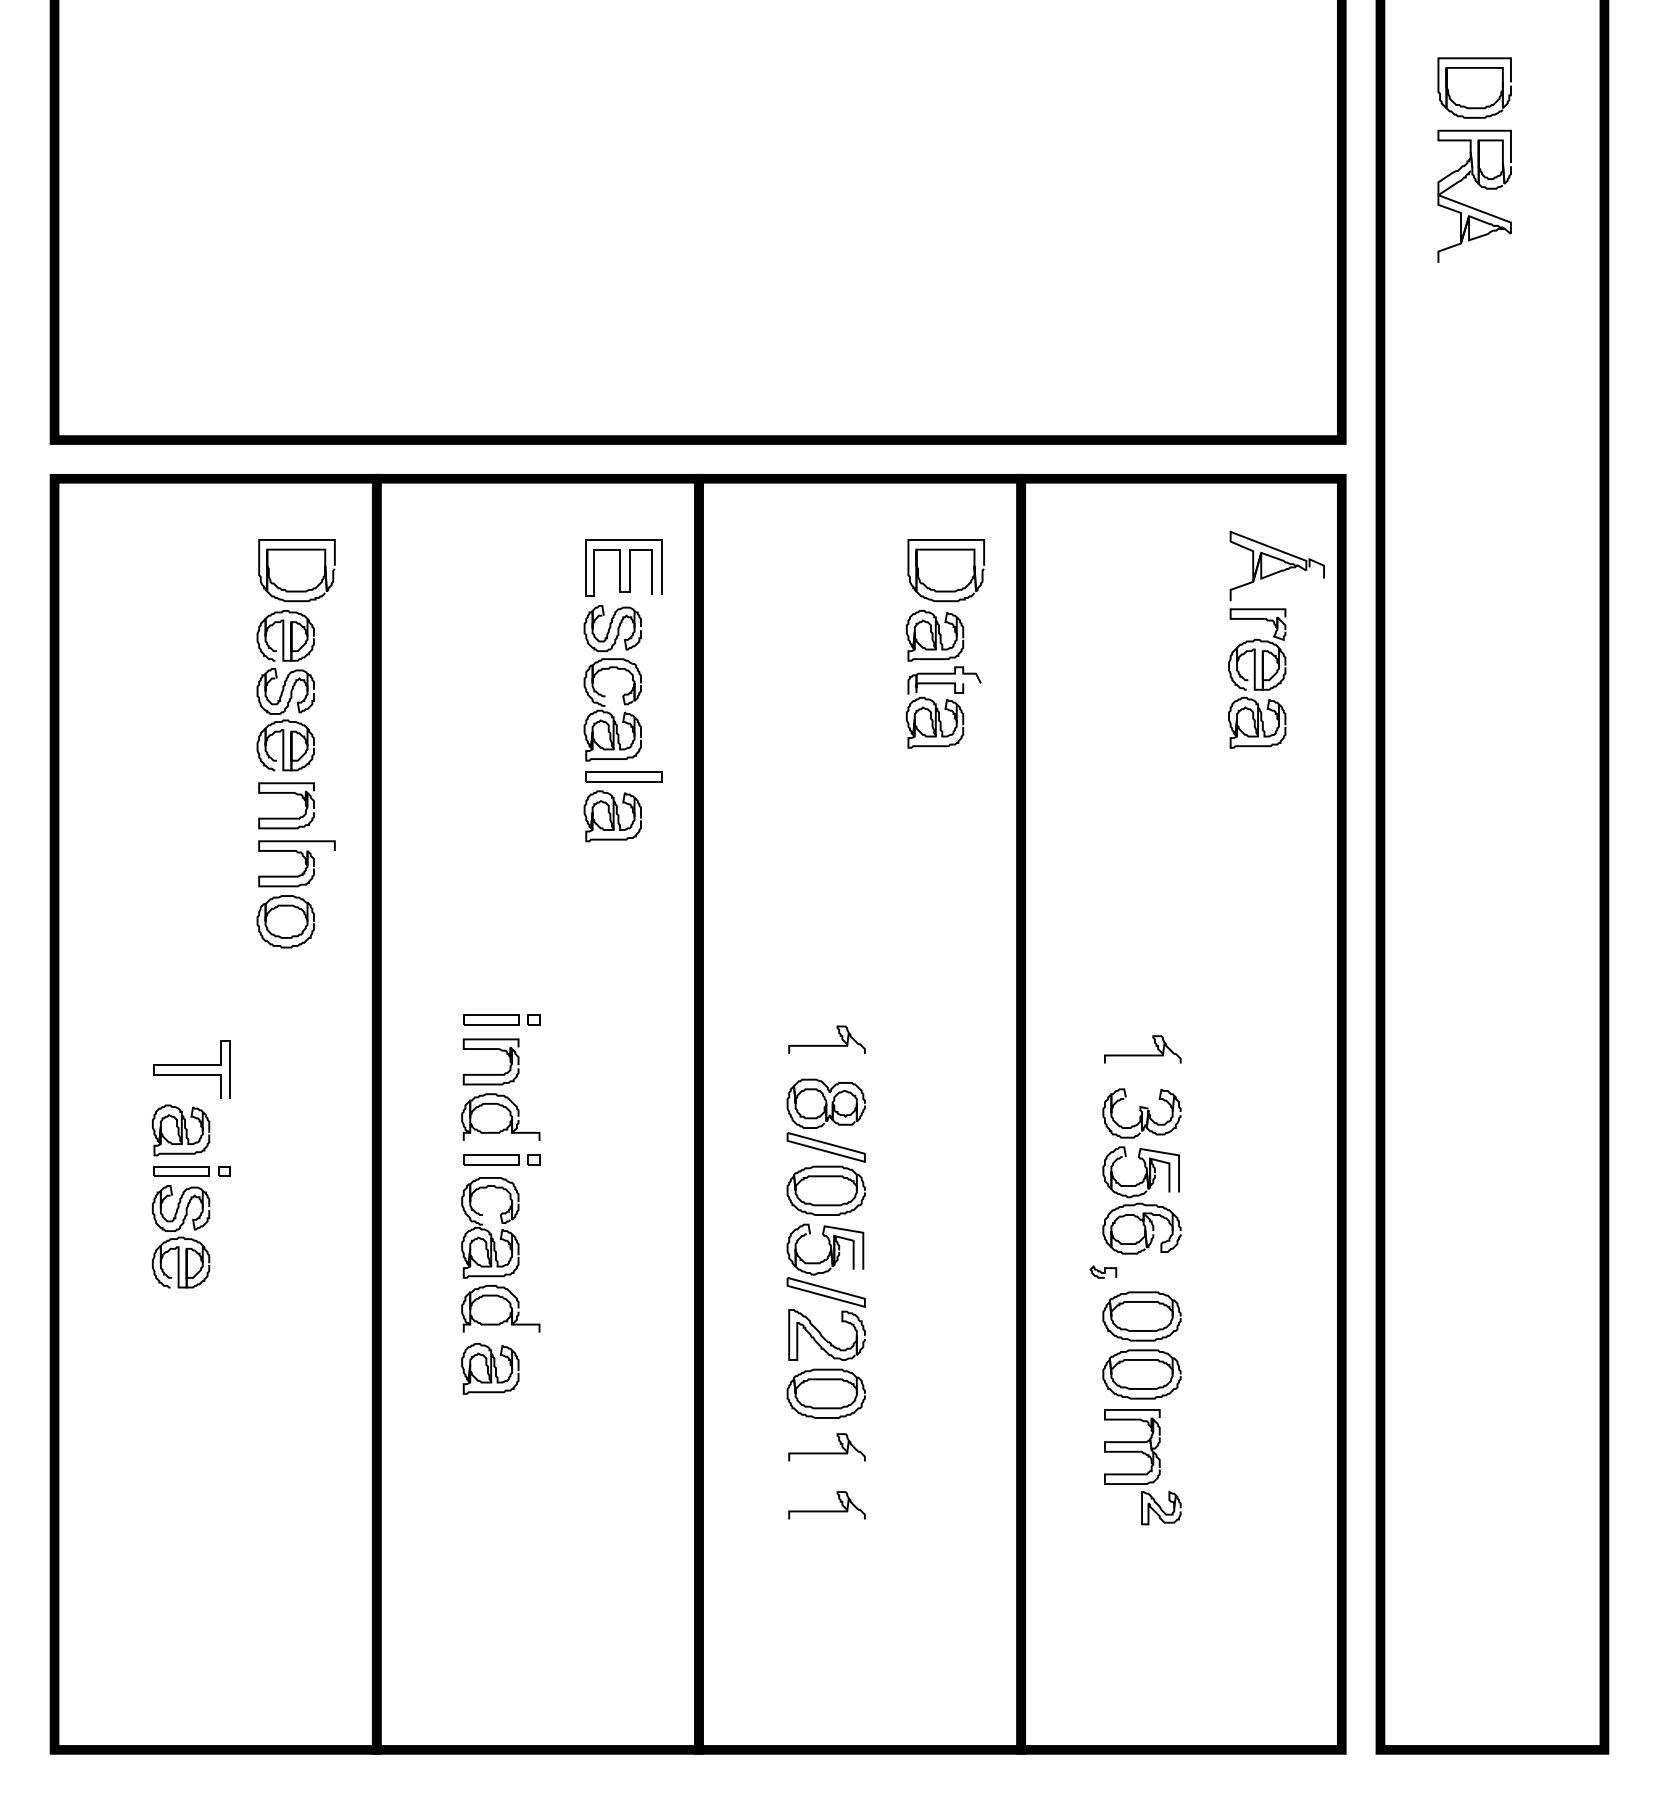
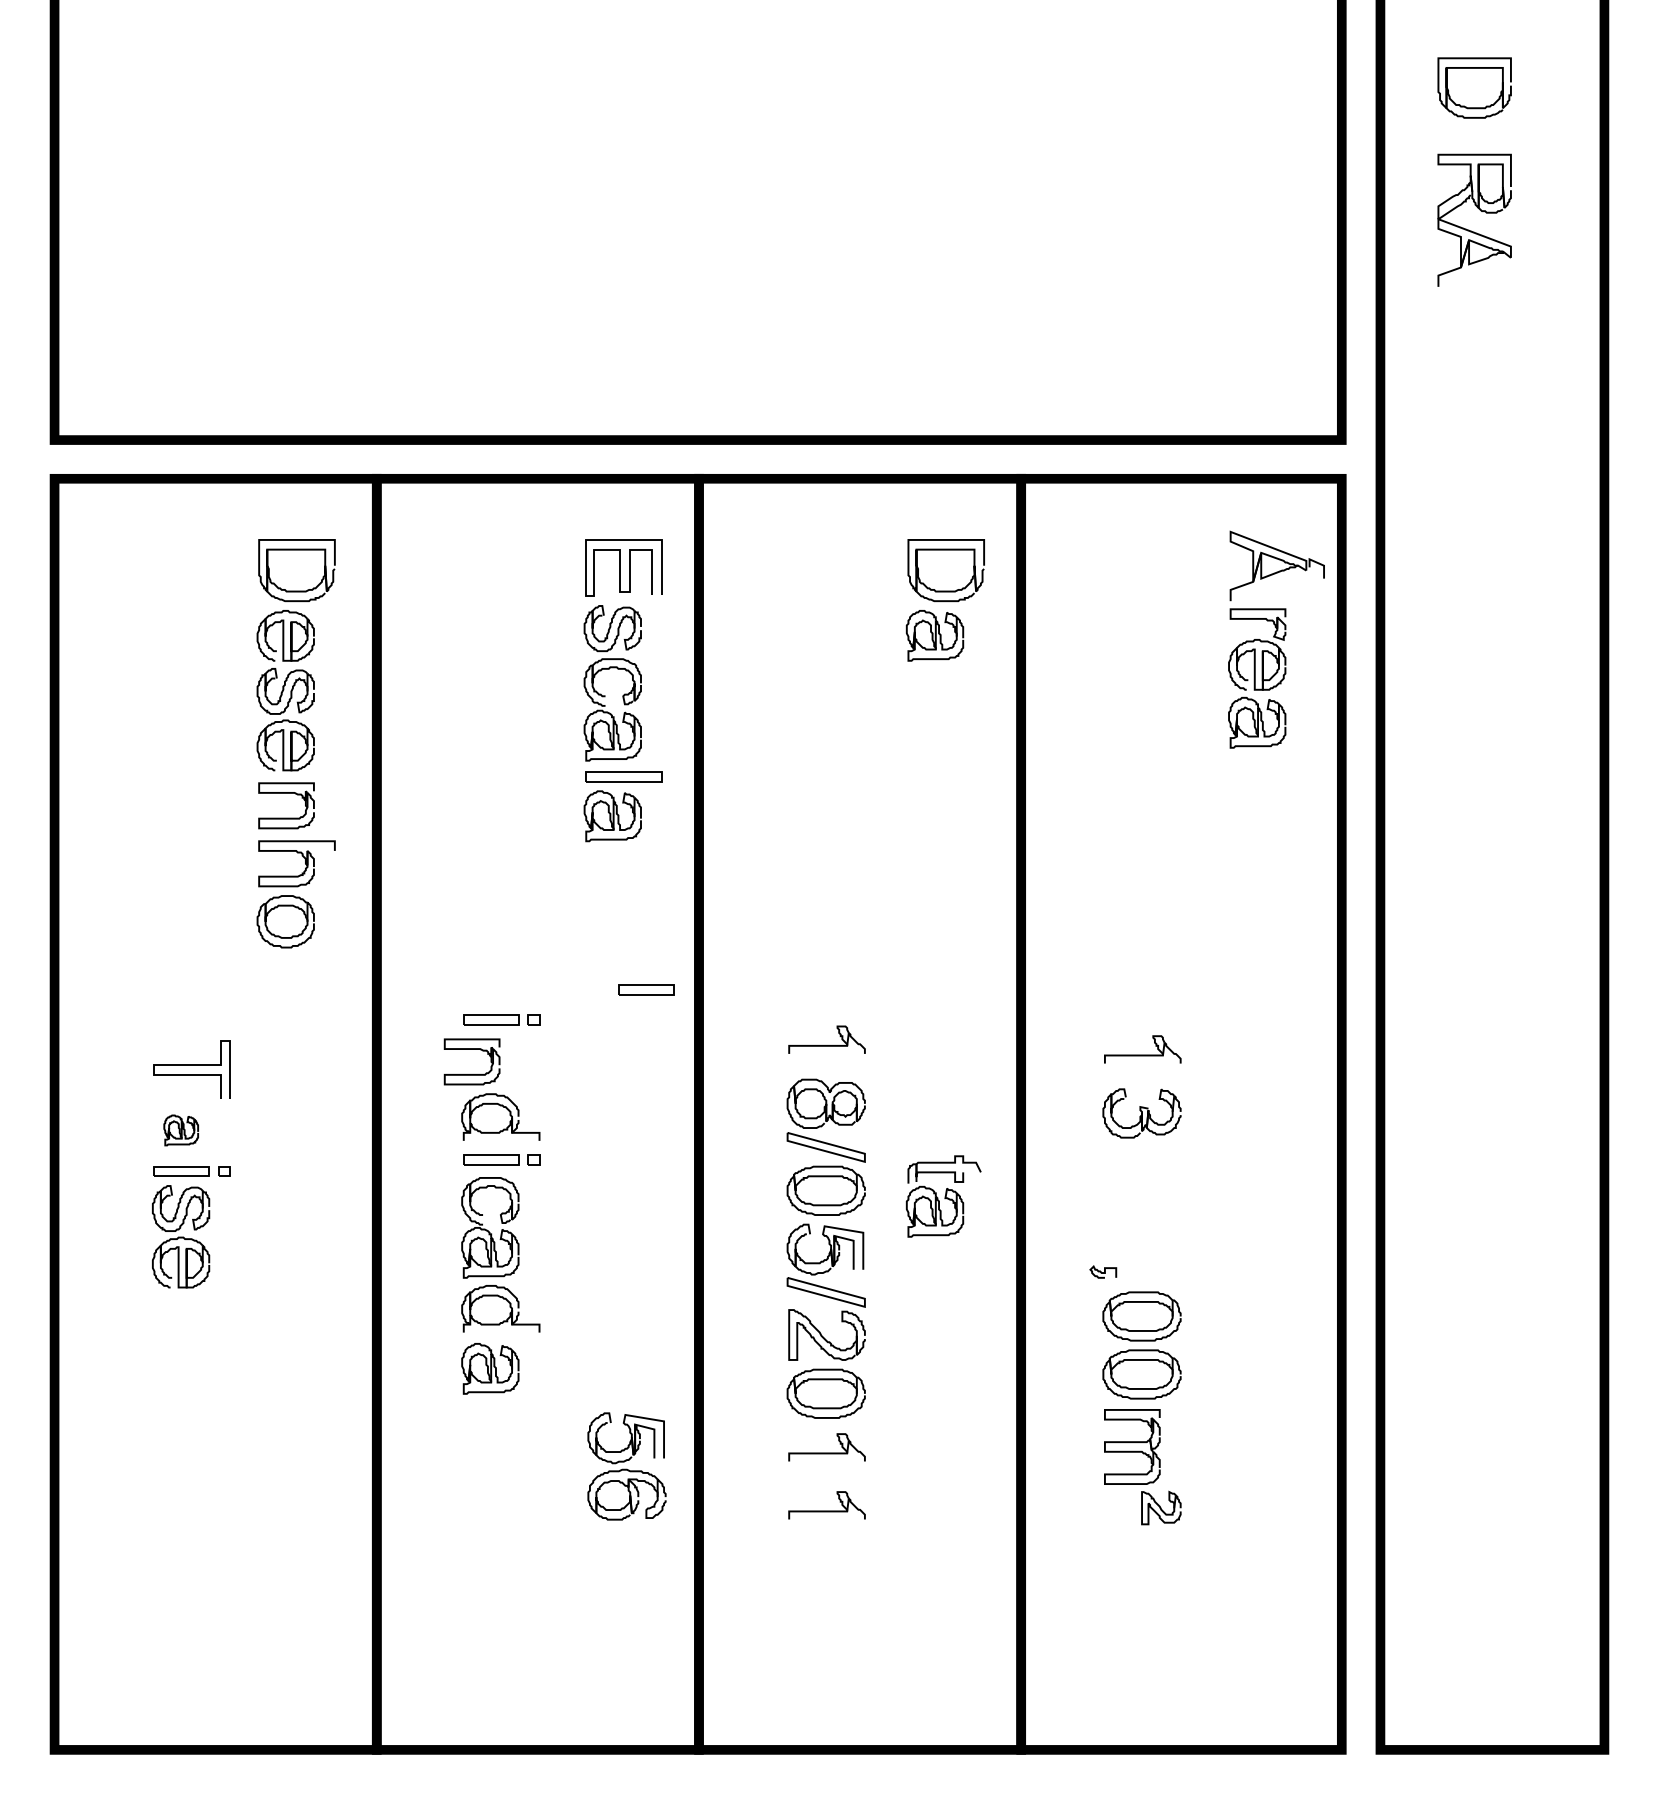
part position: (1480, 187) -> (1480, 211) (1480, 211)
part position: (943, 707) -> (943, 1196) (943, 1196)
part: none -> present (646, 989)
part position: (490, 1049) -> (471, 1049) (471, 1049)
part size: 59x53 px -> 36x33 px (180, 1130)
part position: (1141, 1200) -> (626, 1466) (626, 1466)
